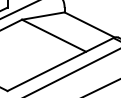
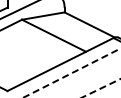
line: solid -> dashed (71, 73)
line: solid -> dashed (100, 88)
